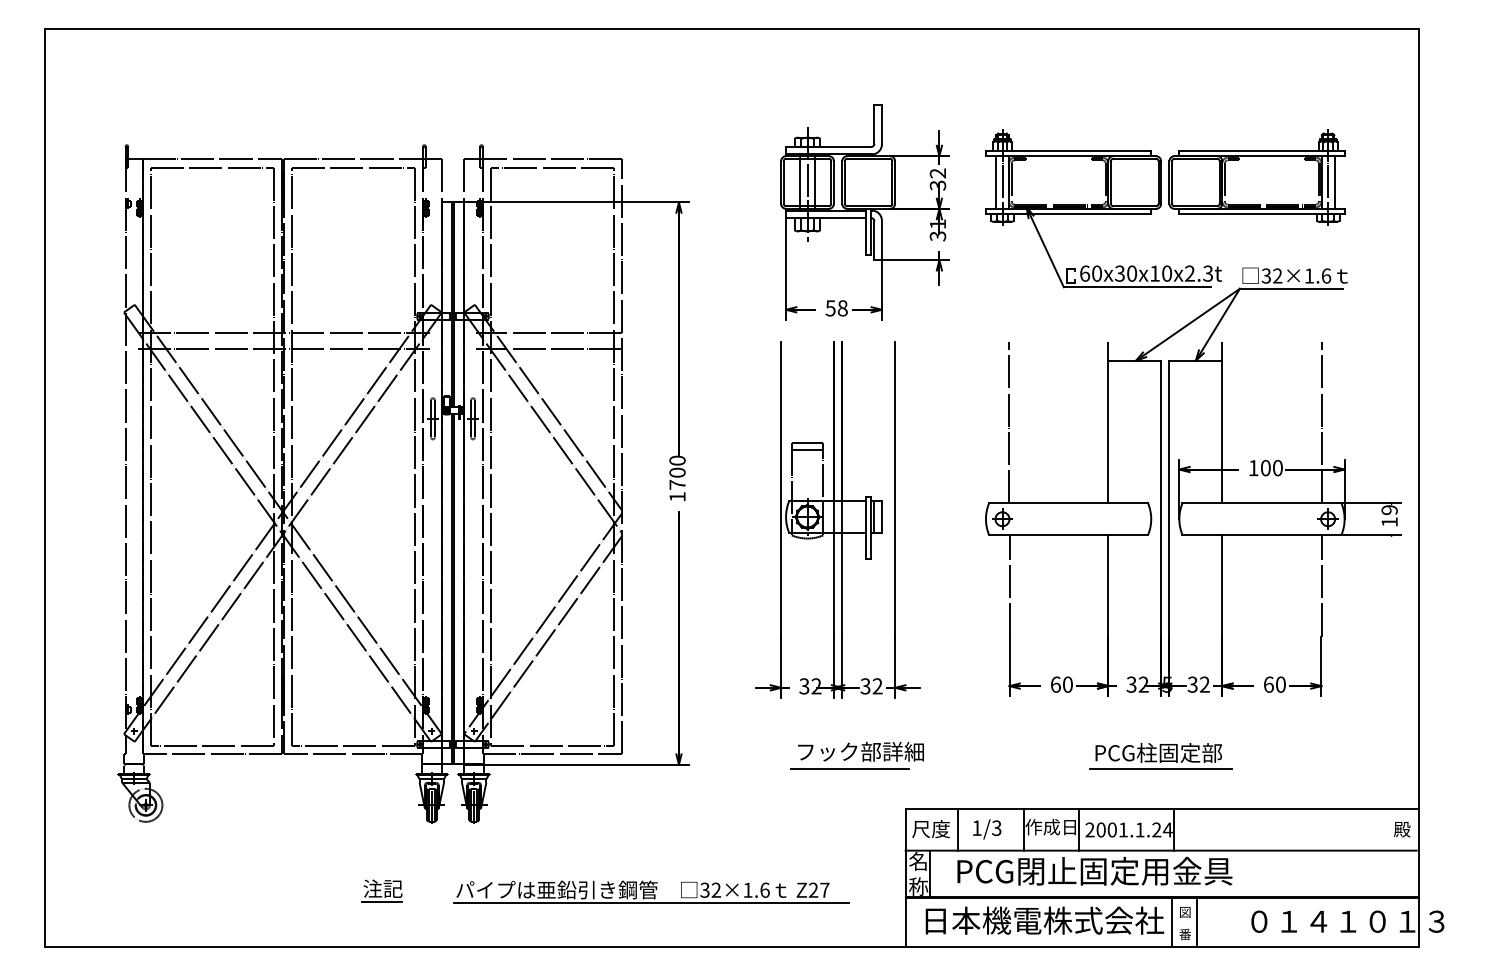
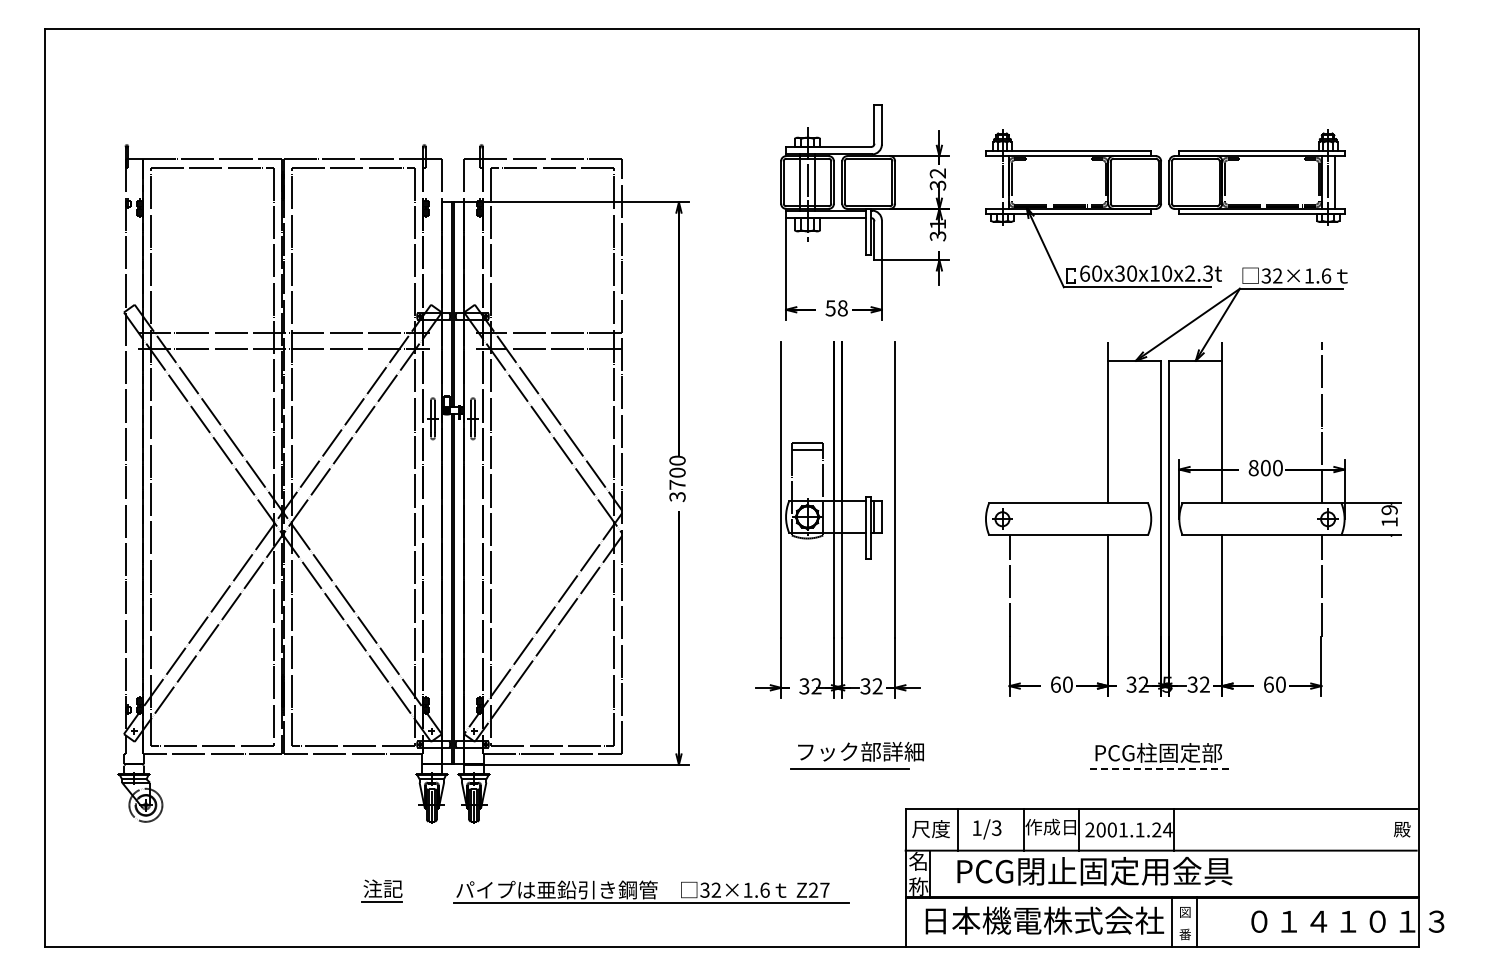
line: present -> none (995, 182)
line: present -> none (1009, 422)
text: 100 -> 800 (1253, 468)
text: 1700 -> 3700 (677, 497)
line: solid -> dashed (1161, 768)
